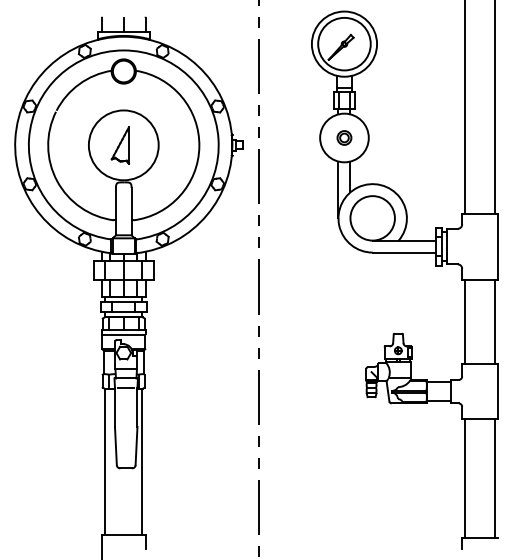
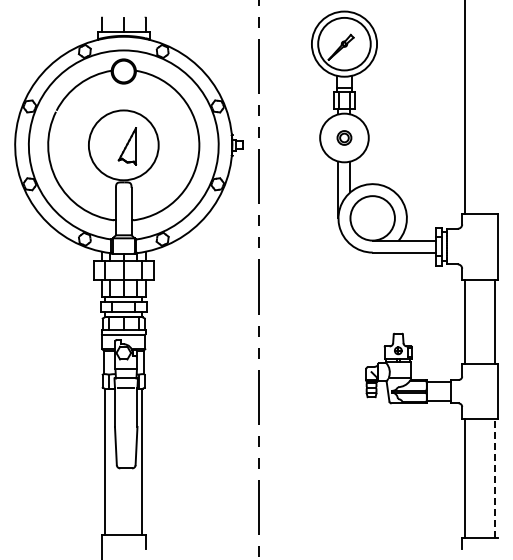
line: present -> none (494, 107)
part position: (120, 145) -> (127, 146) (127, 146)
line: solid -> dashed (494, 478)
